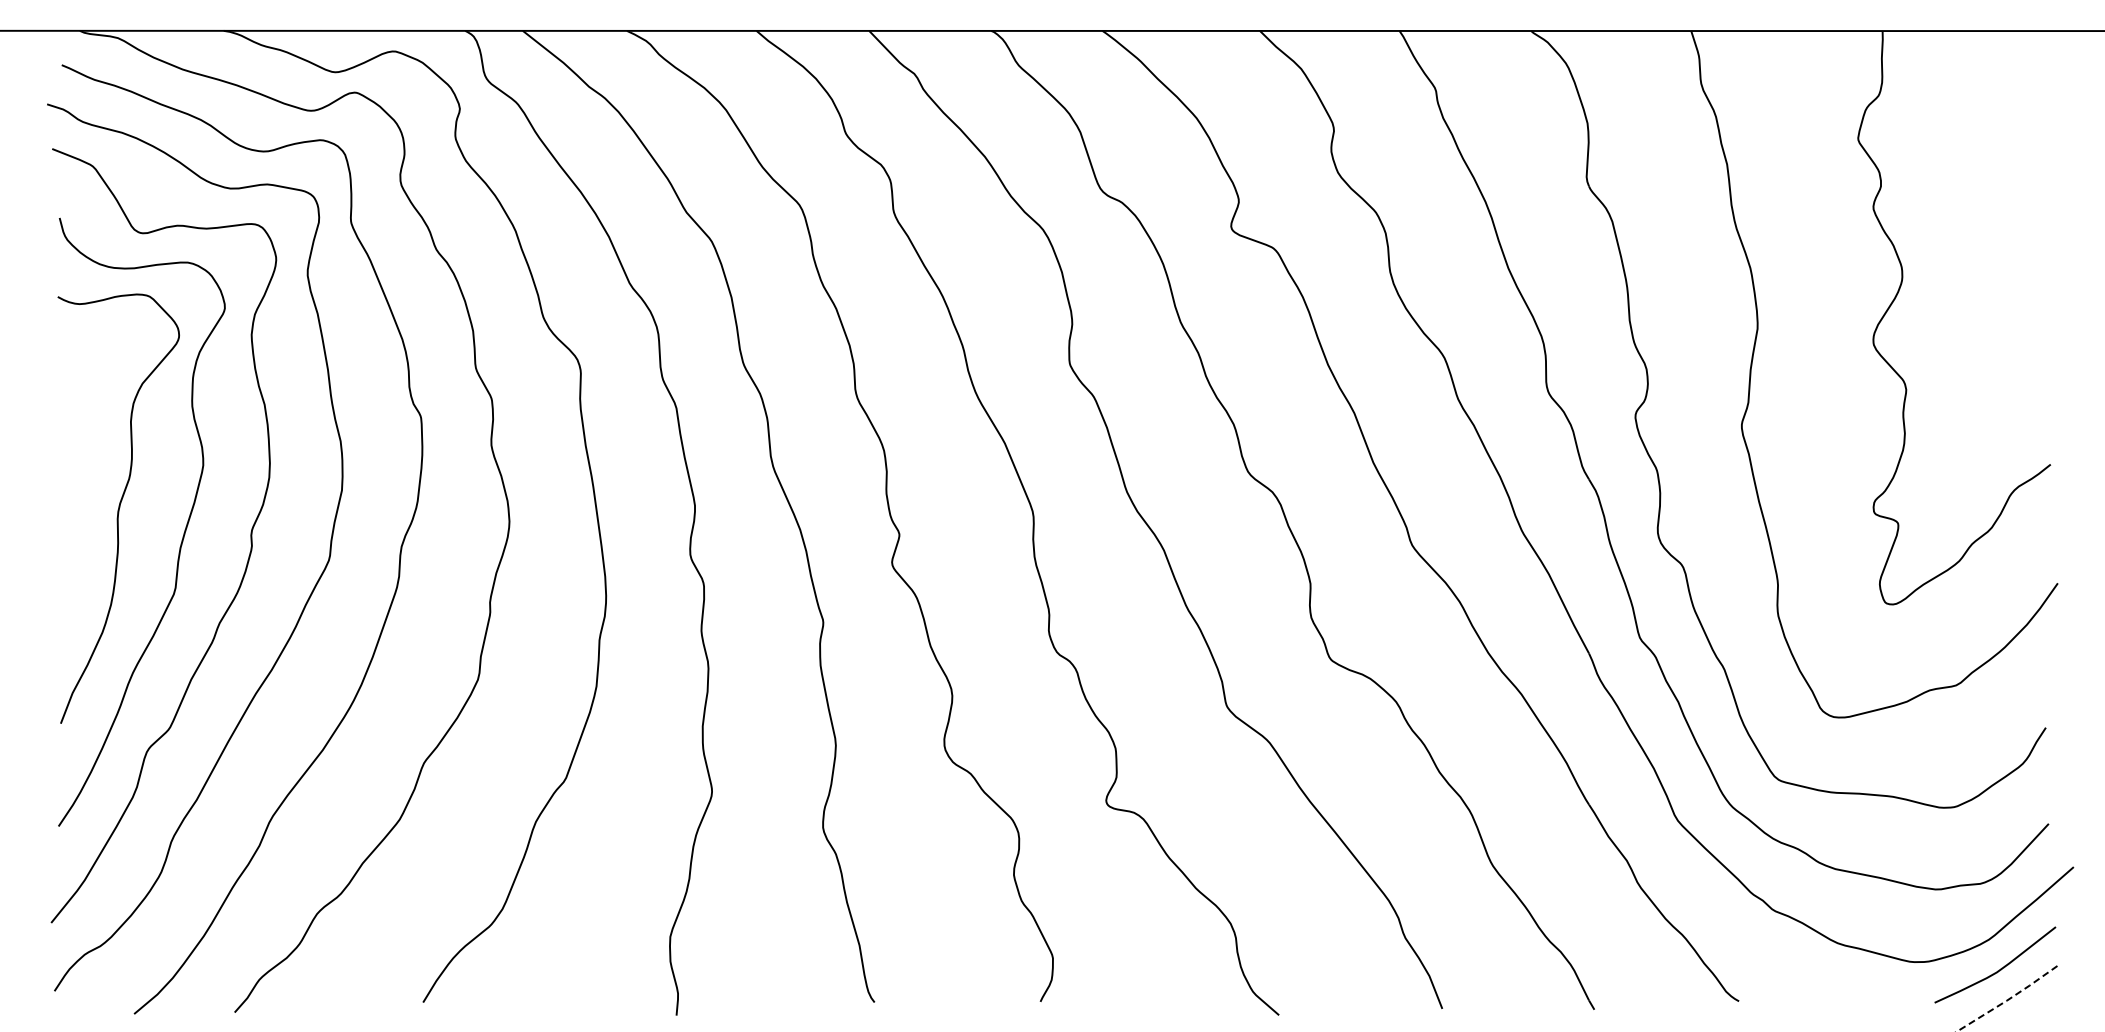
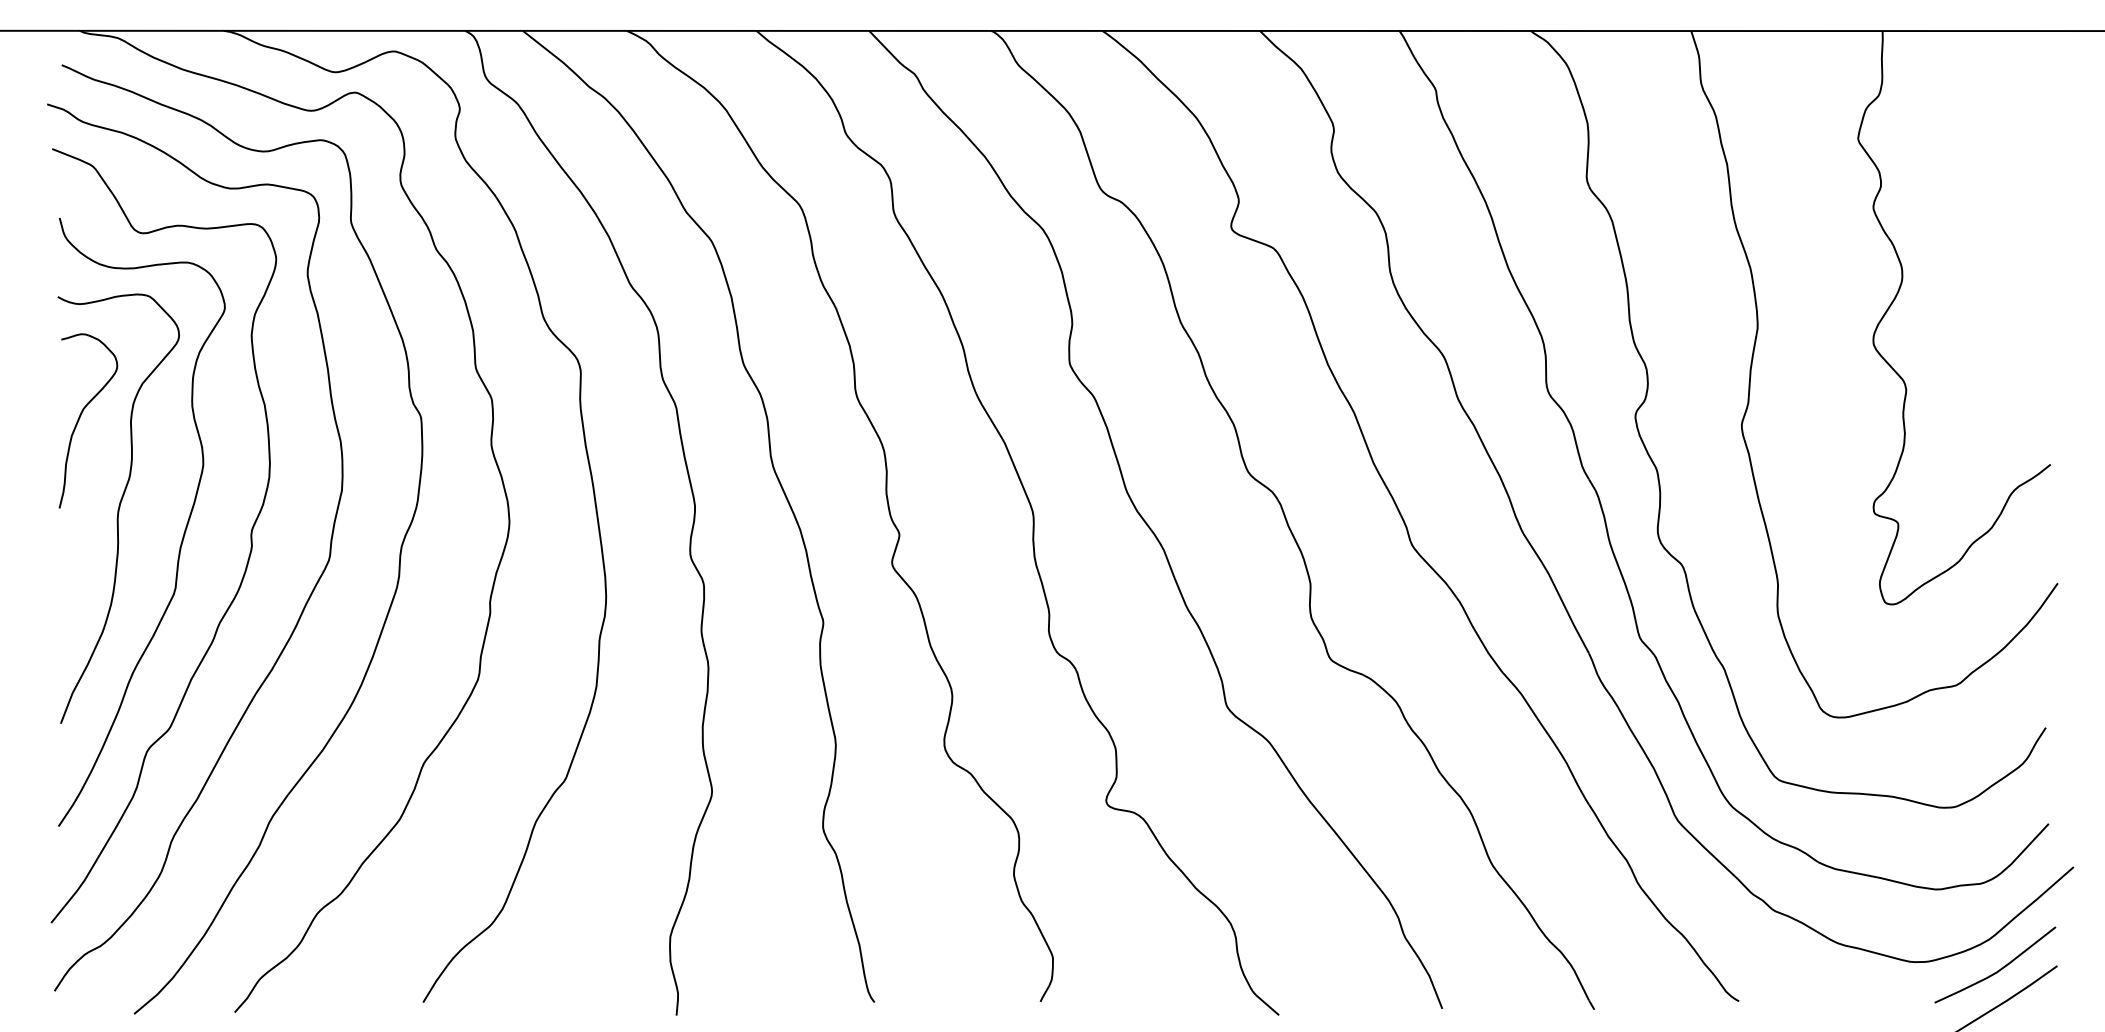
curve: none -> present (80, 418)
line: dashed -> solid (2007, 1000)
